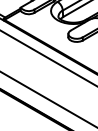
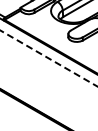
line: solid -> dashed (48, 58)
line: present -> none (48, 98)
